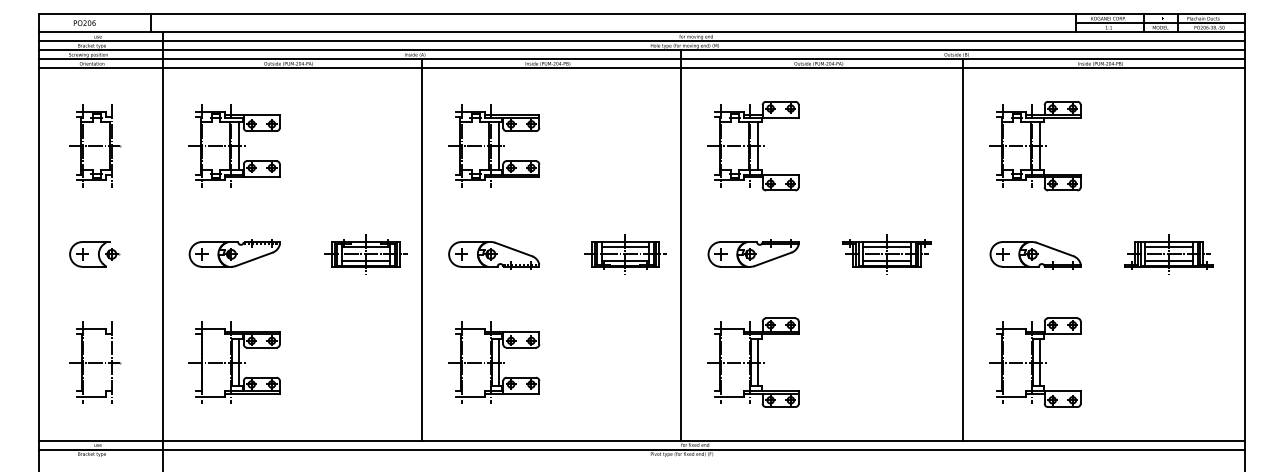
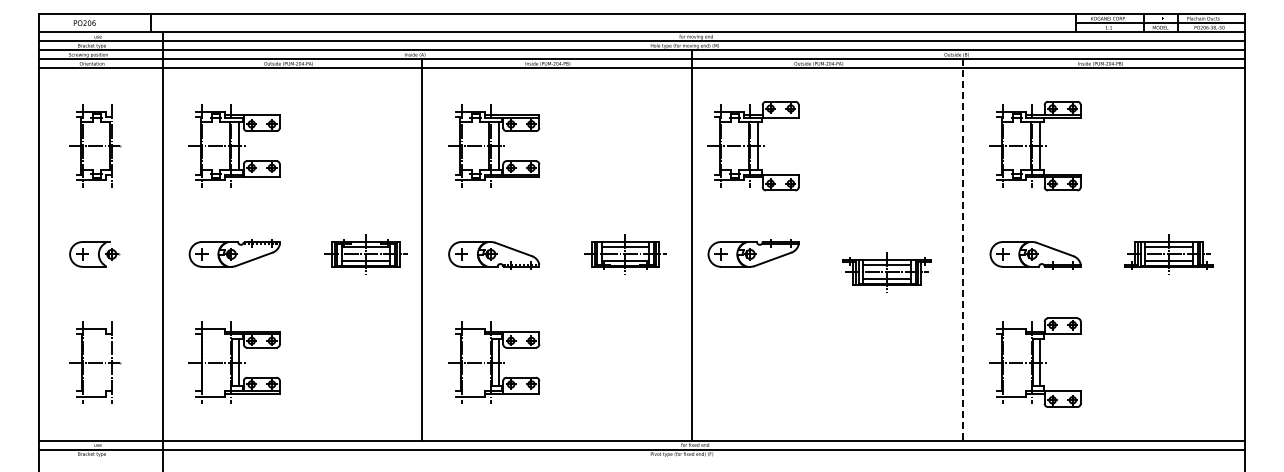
line position: (681, 245) -> (692, 245) (692, 245)
line: solid -> dashed (963, 249)
part position: (886, 254) -> (886, 272) (886, 272)
part: present -> none (753, 362)
